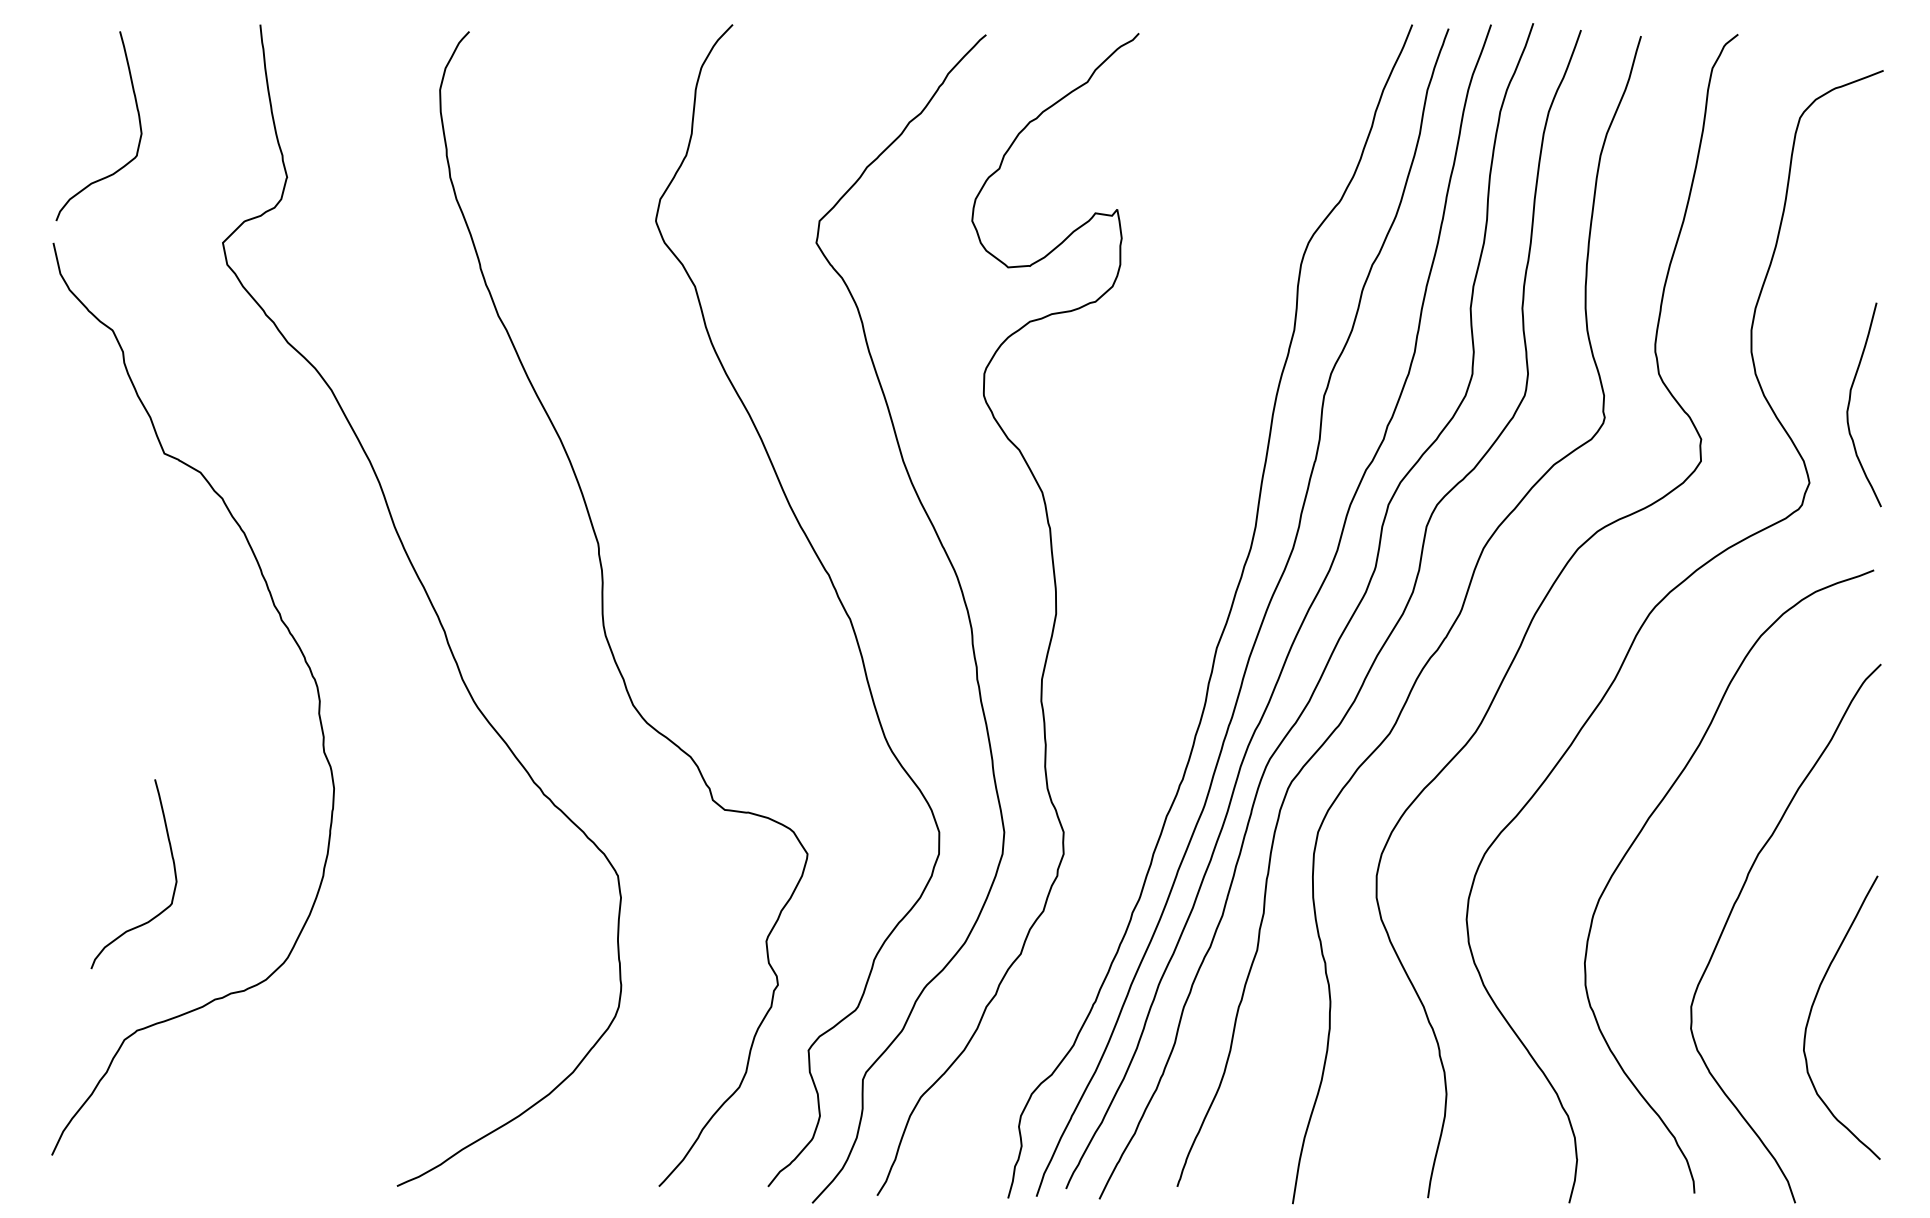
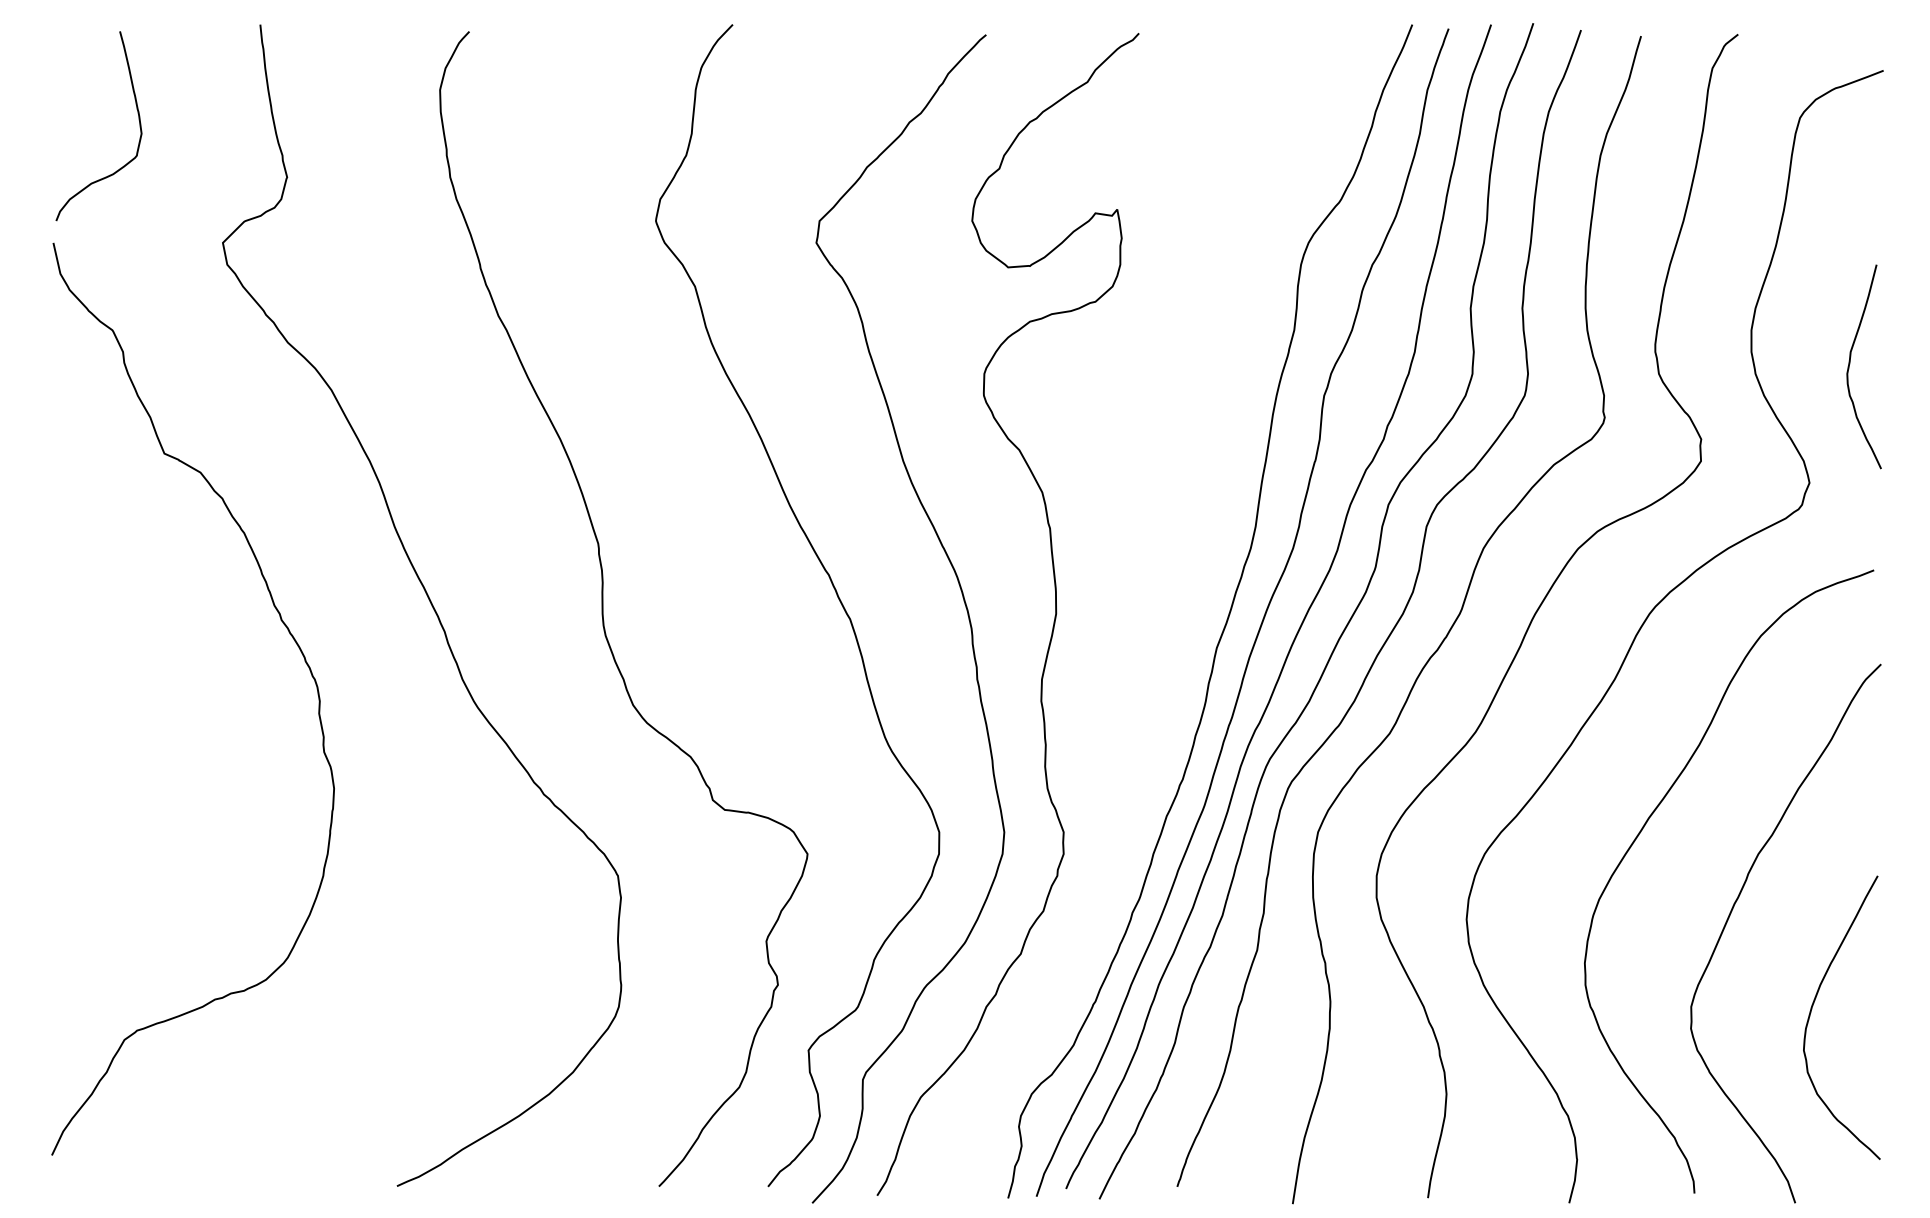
curve position: (1850, 402) -> (1850, 364) (1850, 364)
curve: present -> none (173, 868)
